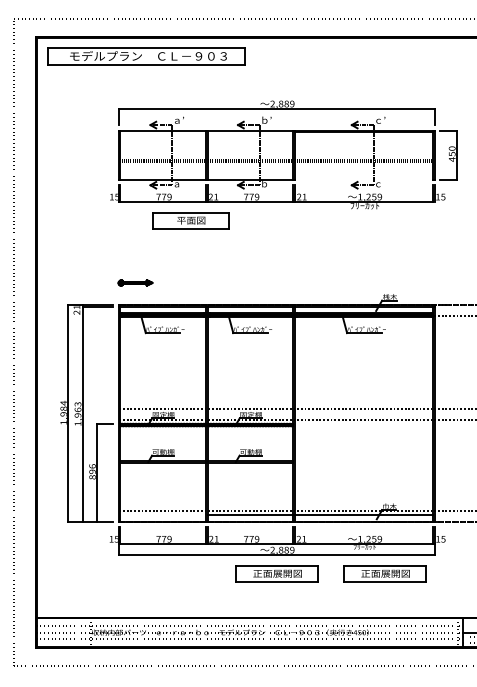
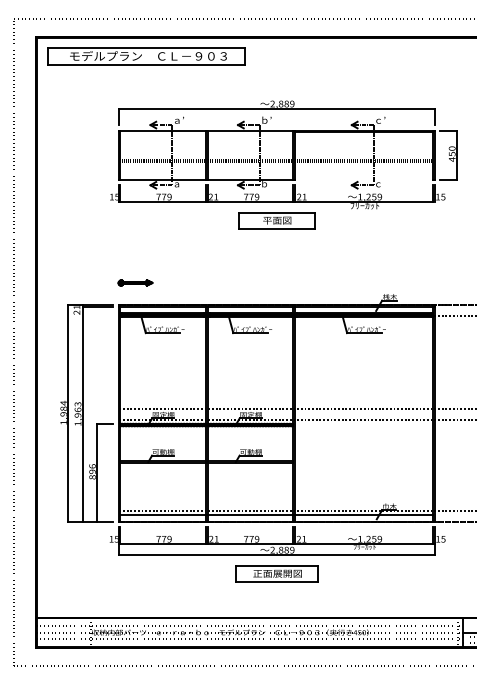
part position: (190, 220) -> (276, 220) (276, 220)
line: none -> present (162, 515)
part: present -> none (384, 573)
